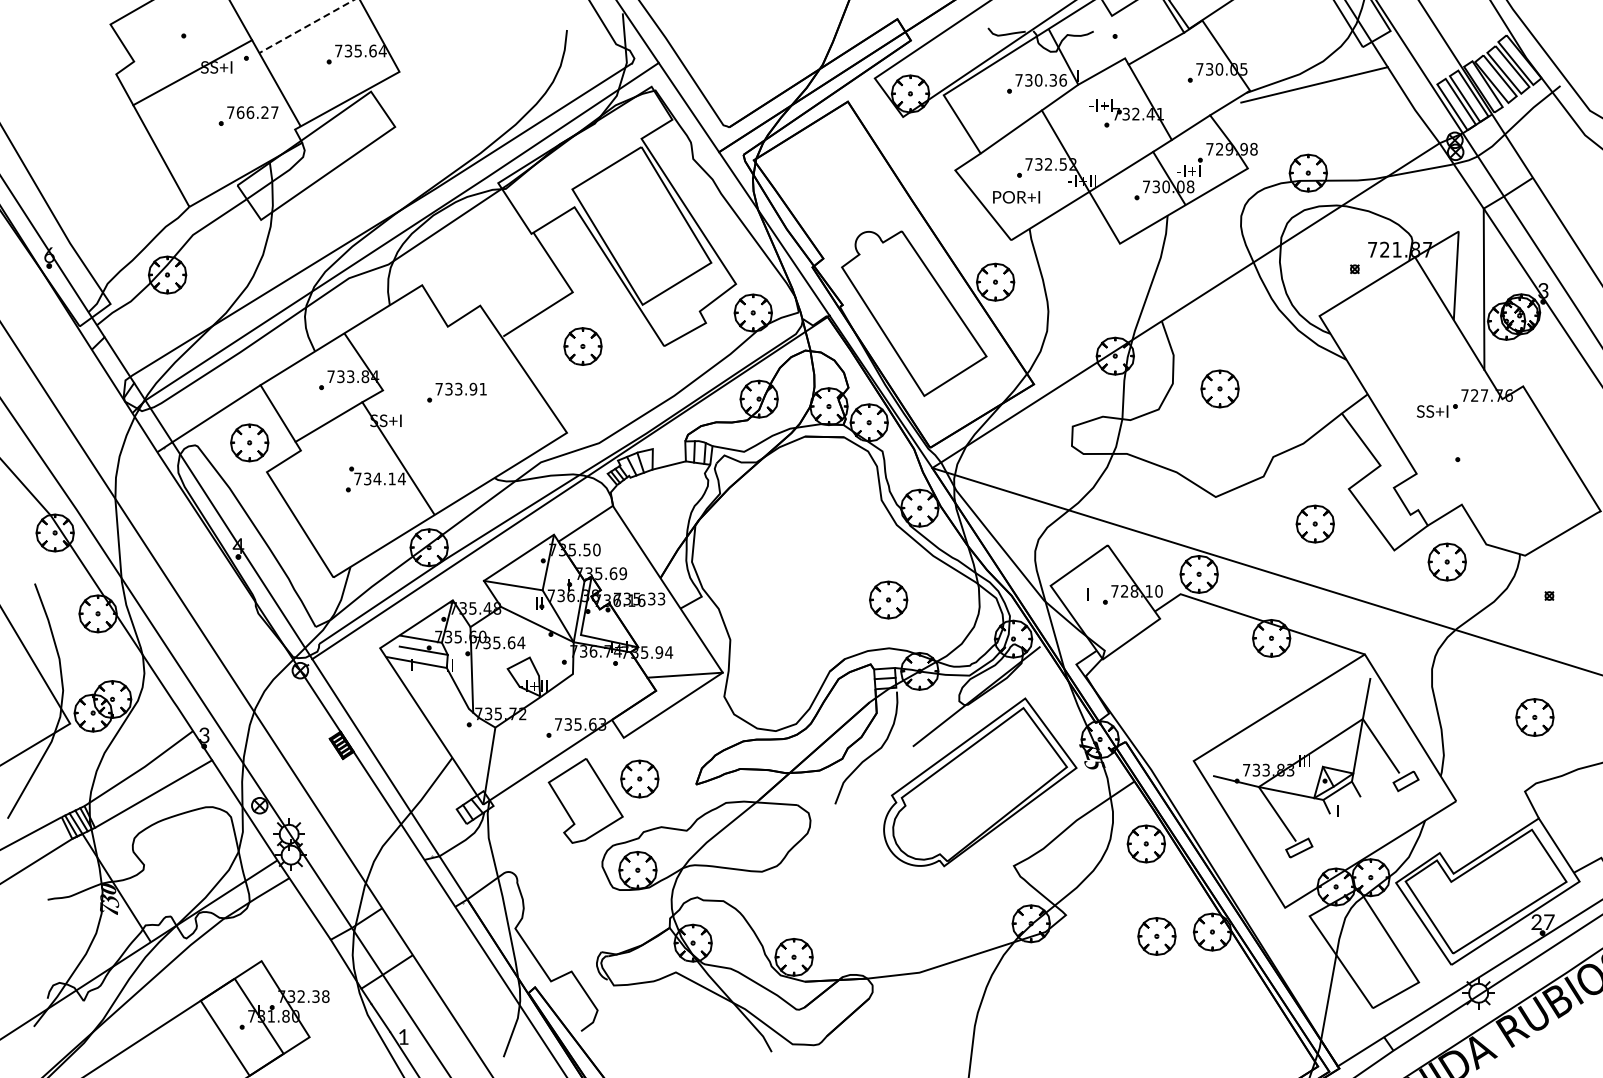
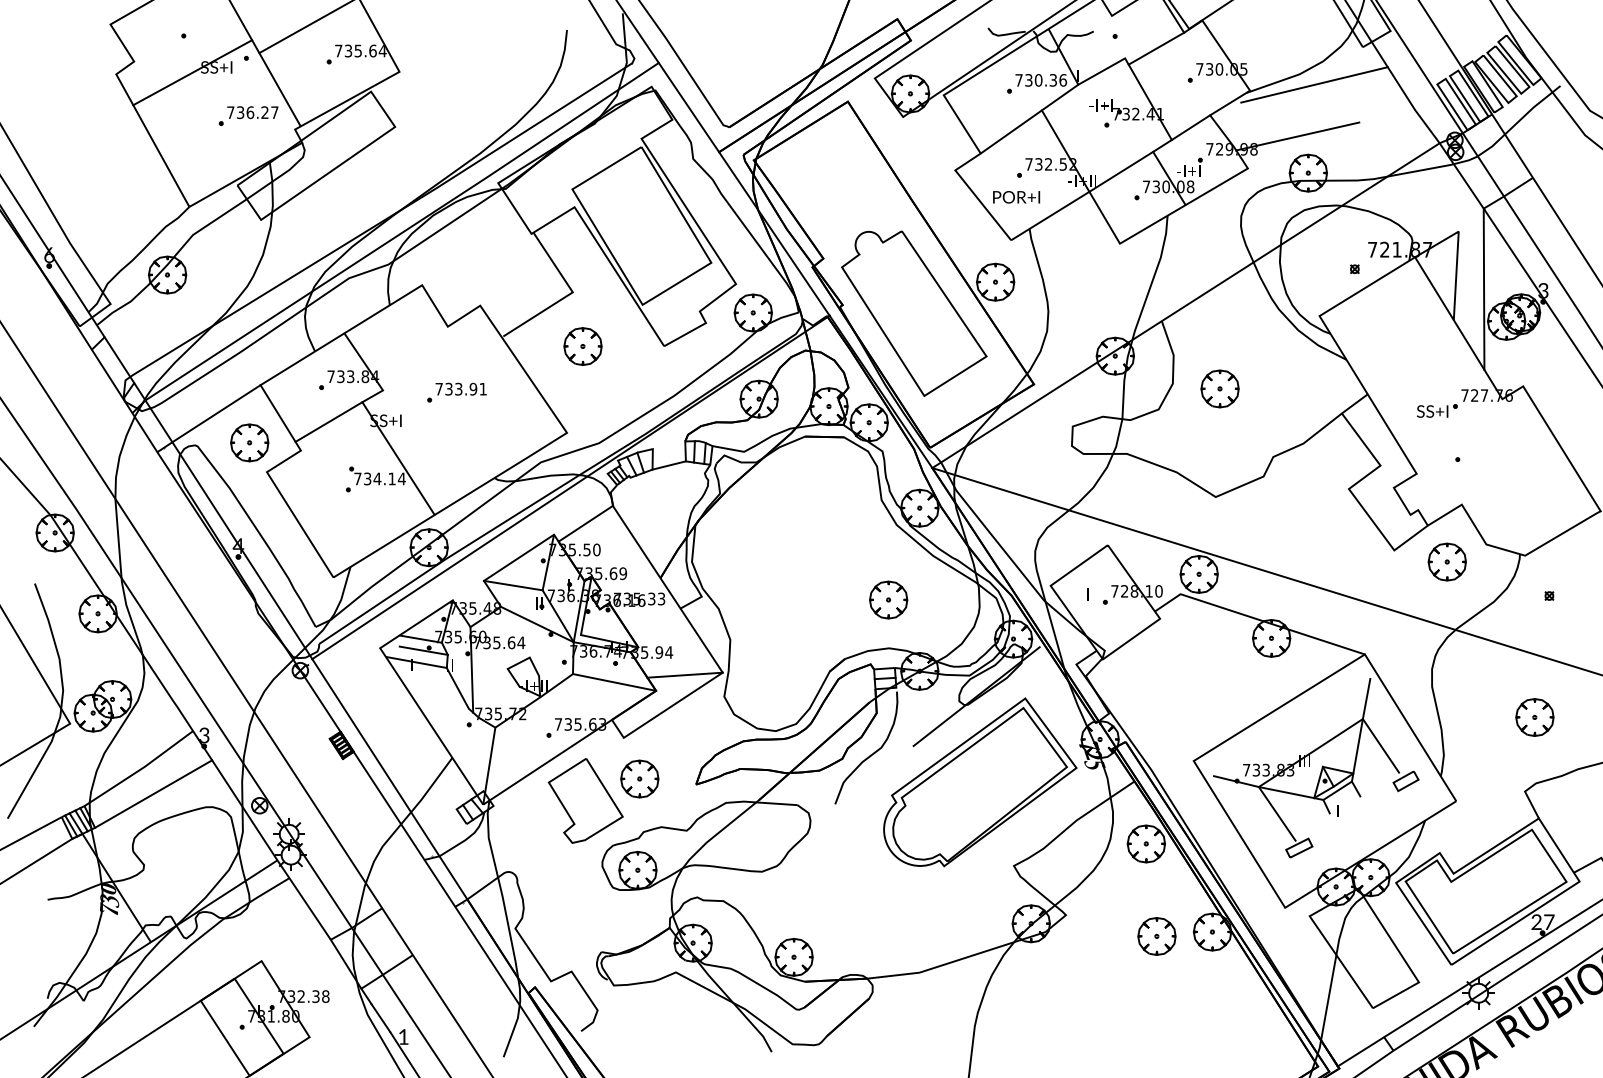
line: dashed -> solid (306, 26)
text: 766.27 -> 736.27 (240, 112)
line: none -> present (1297, 136)
part: present -> none (1314, 523)
line: none -> present (614, 682)
